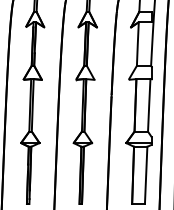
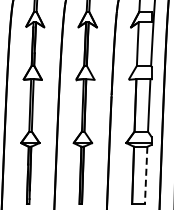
line: solid -> dashed (146, 175)
